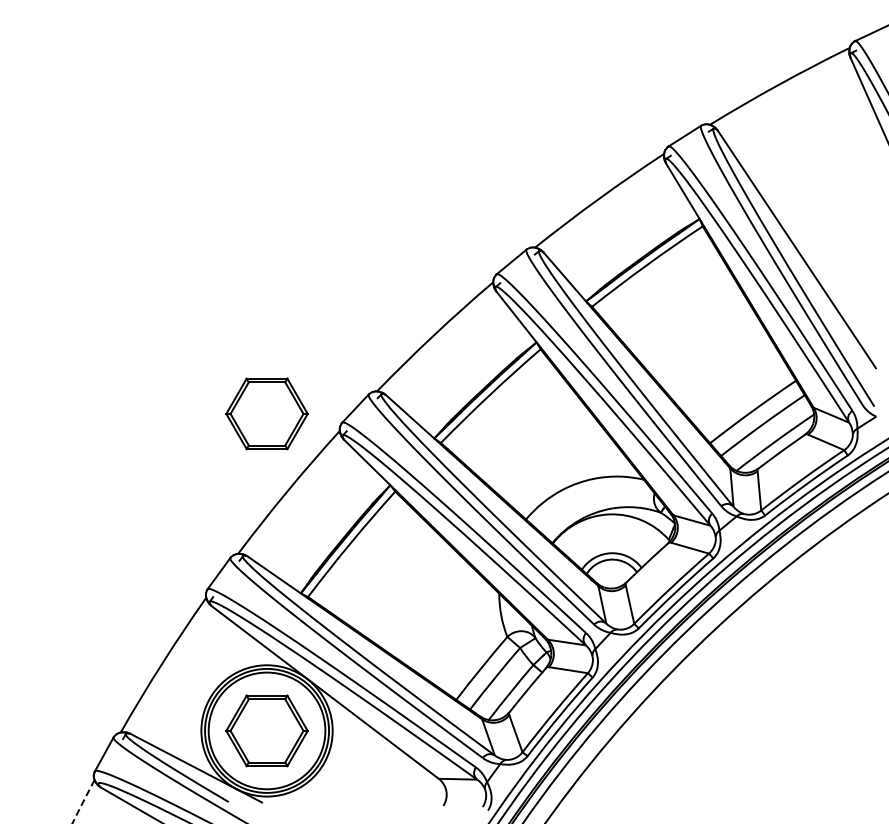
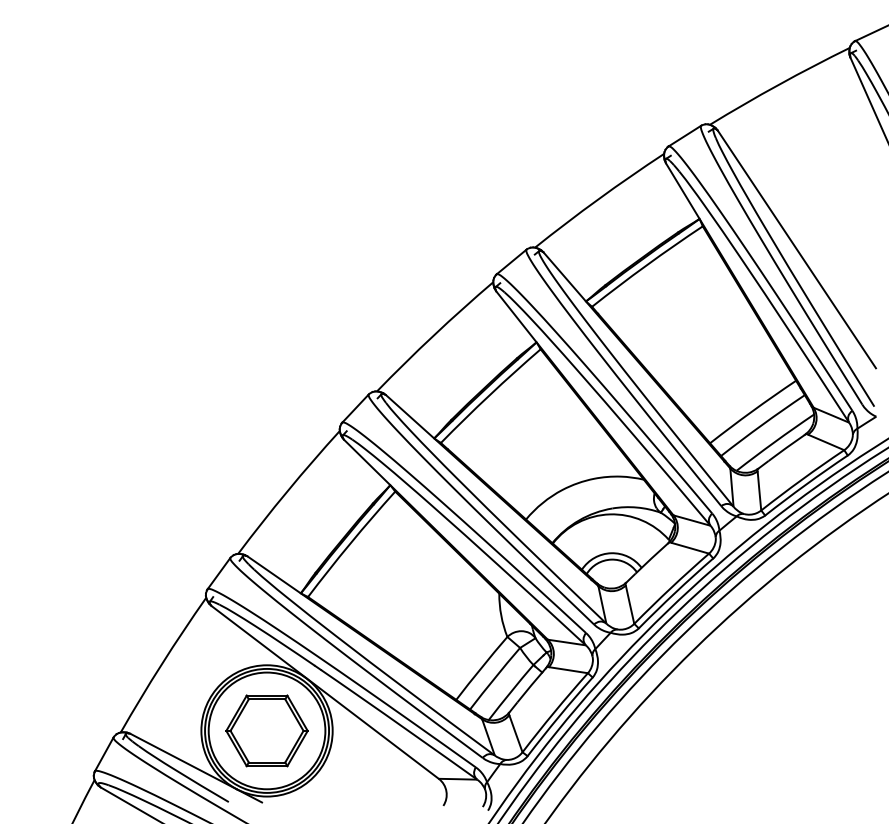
part: present -> none (266, 413)
arc: dashed -> solid (83, 802)
